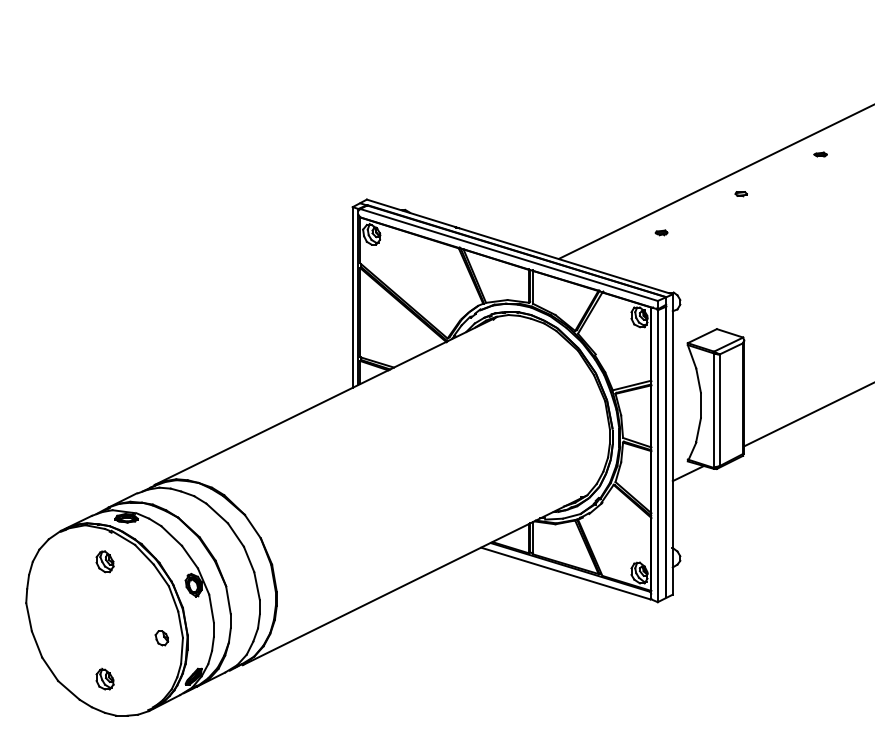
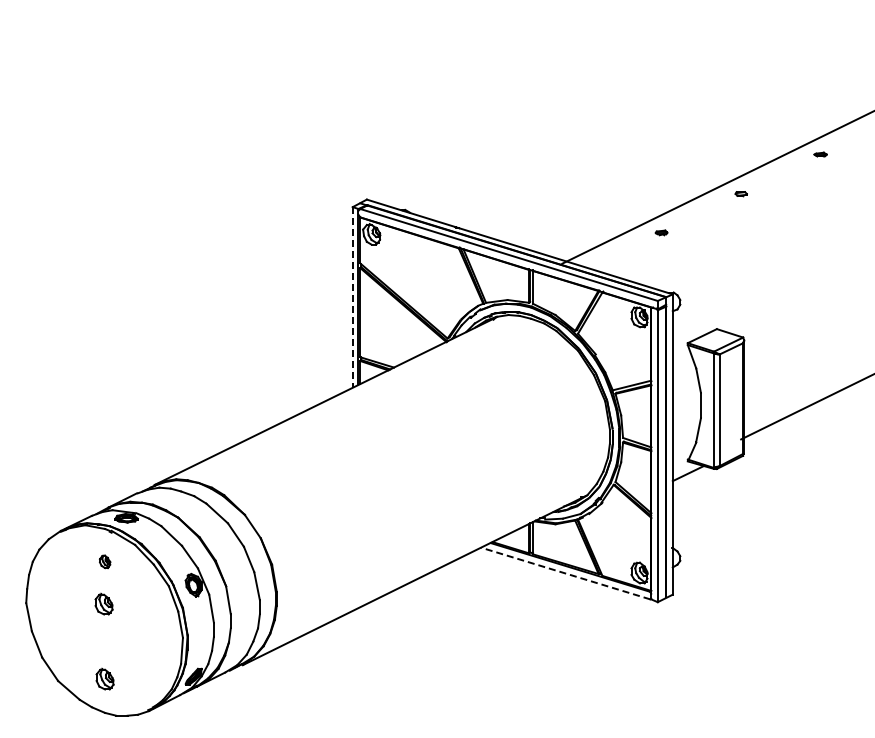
line position: (715, 181) -> (716, 187) (716, 187)
line: solid -> dashed (352, 297)
line position: (807, 414) -> (806, 407) (806, 407)
part size: 20x24 px -> 14x16 px (104, 561)
line: solid -> dashed (565, 573)
part: none -> present (103, 603)
part: present -> none (161, 638)
